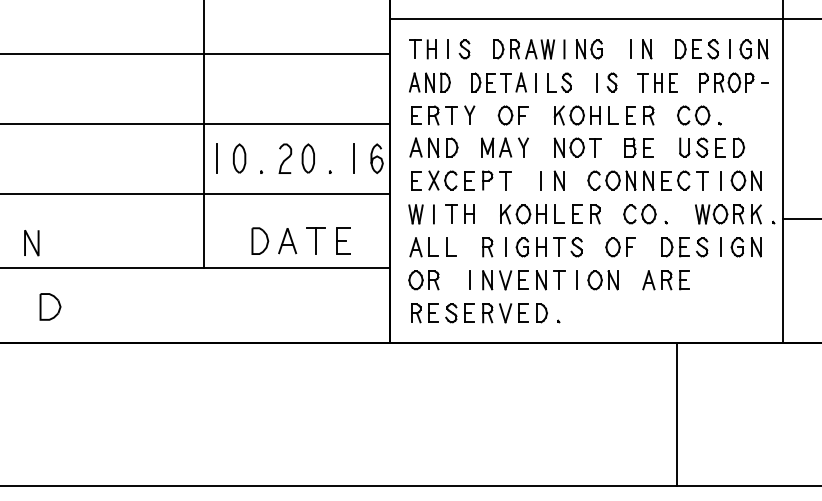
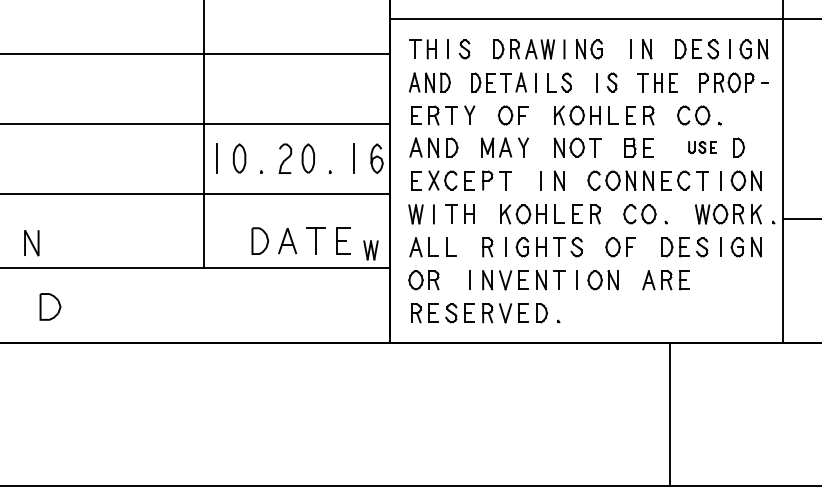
part size: 47x21 px -> 29x13 px (702, 147)
part: none -> present (370, 250)
line position: (676, 413) -> (669, 413) (669, 413)
